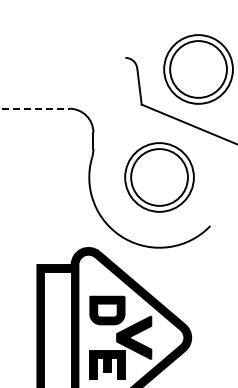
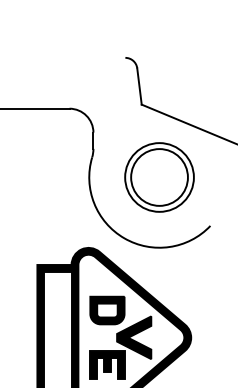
part: present -> none (198, 69)
line: dashed -> solid (35, 108)
